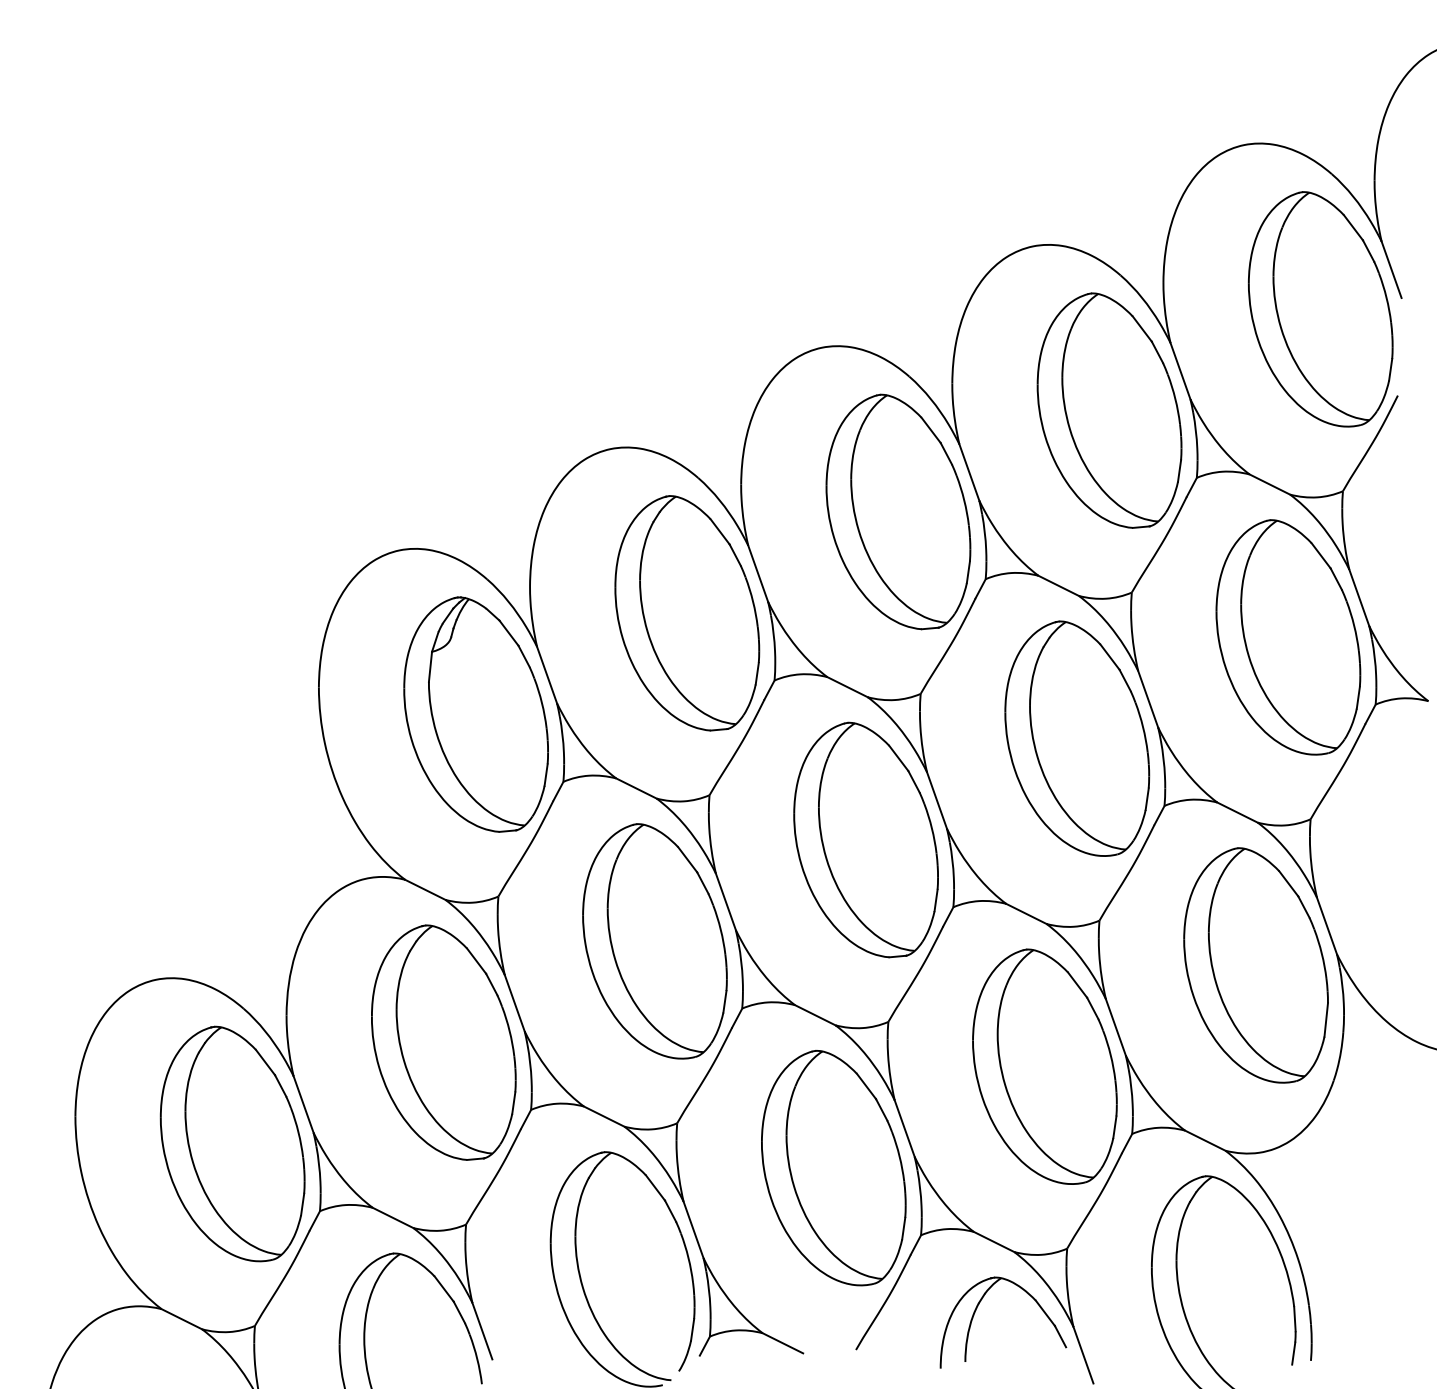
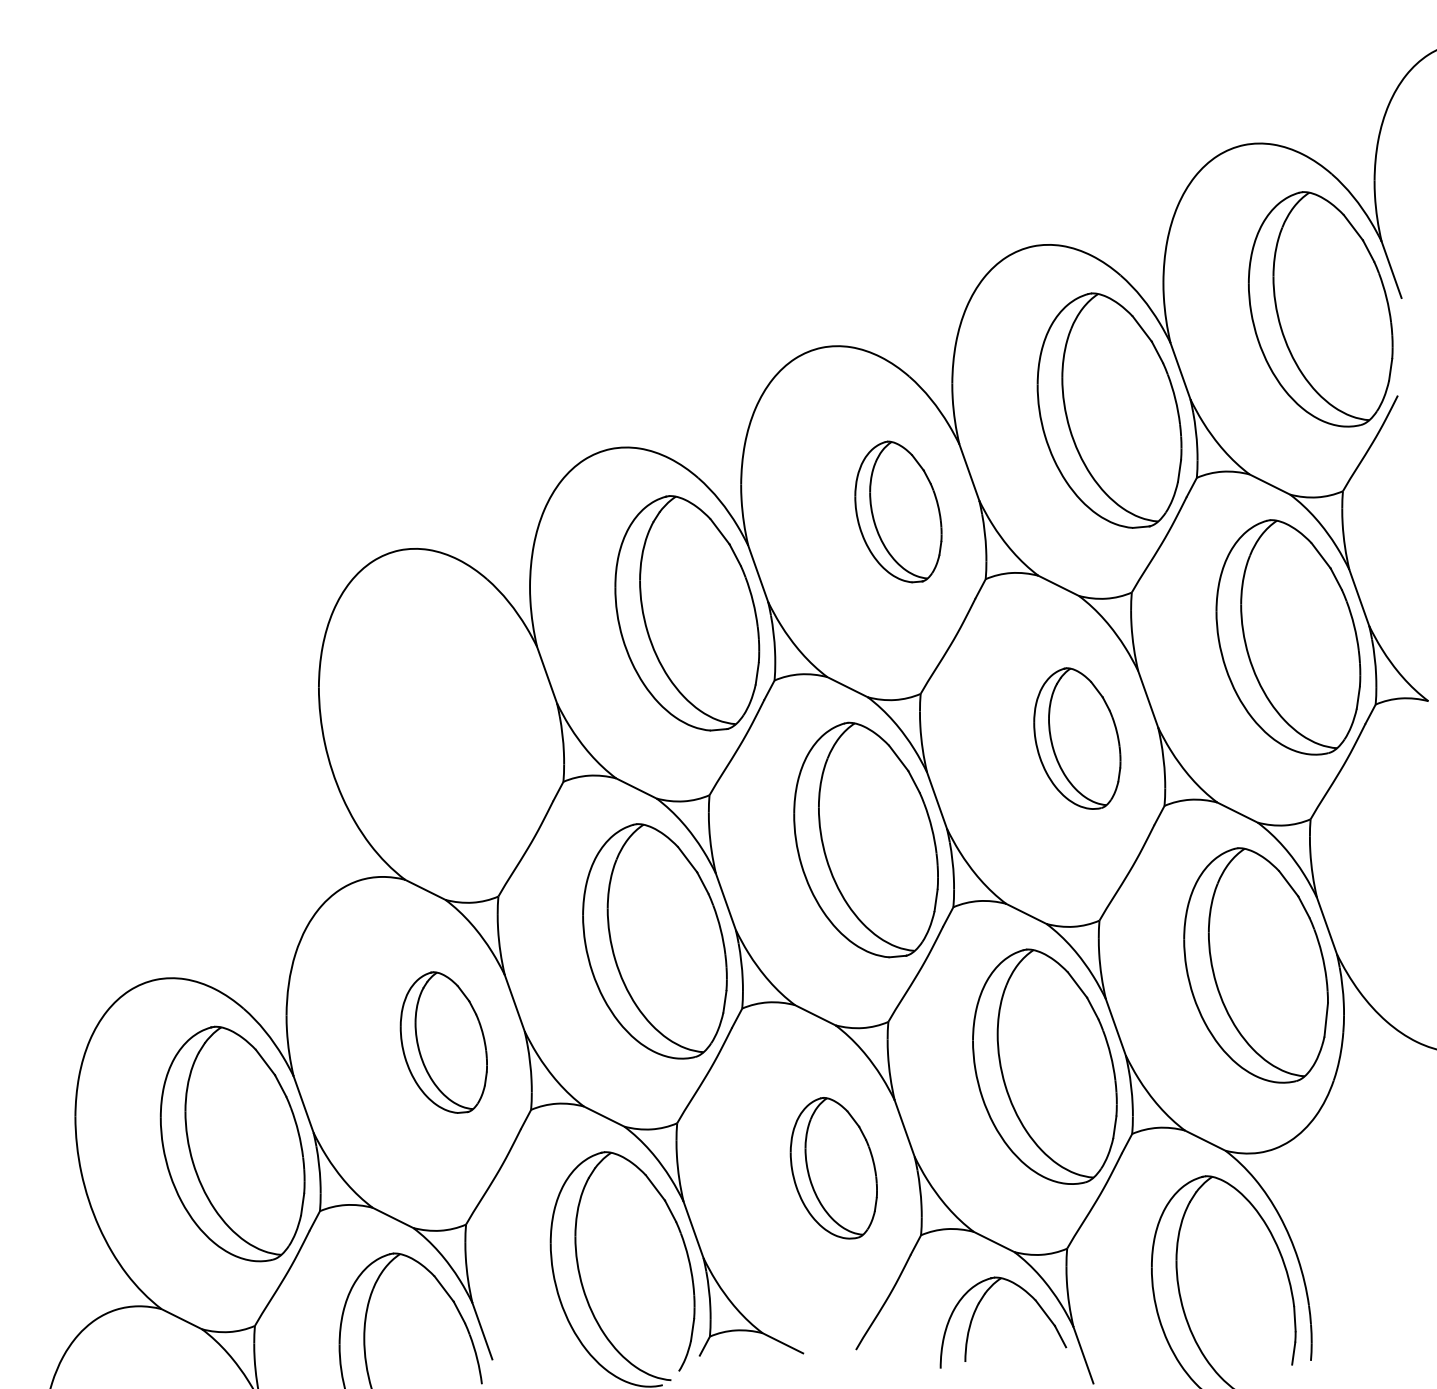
part size: 147x238 px -> 89x144 px (898, 511)
part: present -> none (475, 714)
part size: 147x237 px -> 89x143 px (1077, 738)
part size: 146x237 px -> 89x143 px (443, 1042)
part size: 146x237 px -> 89x143 px (833, 1168)
